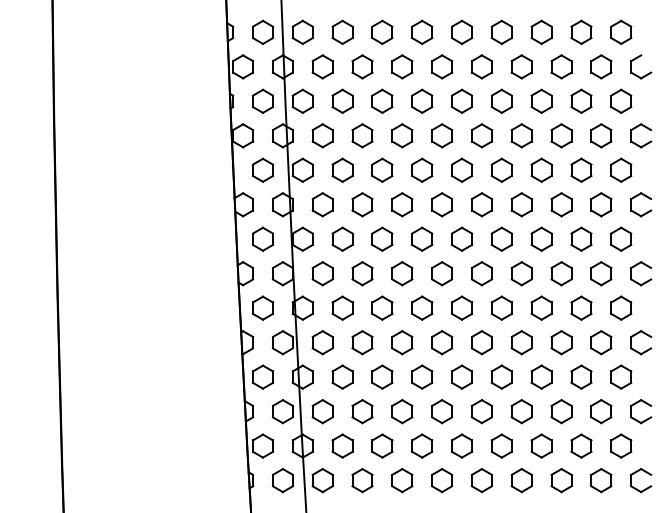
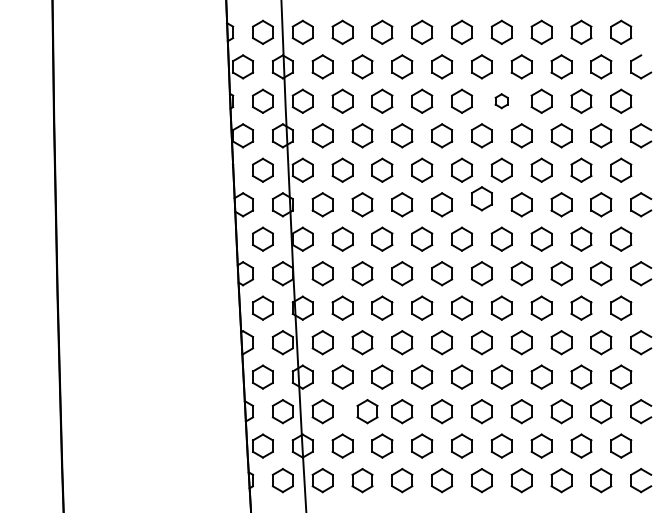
part size: 23x26 px -> 15x17 px (501, 101)
part position: (481, 204) -> (481, 198) (481, 198)
part position: (362, 411) -> (367, 411) (367, 411)
